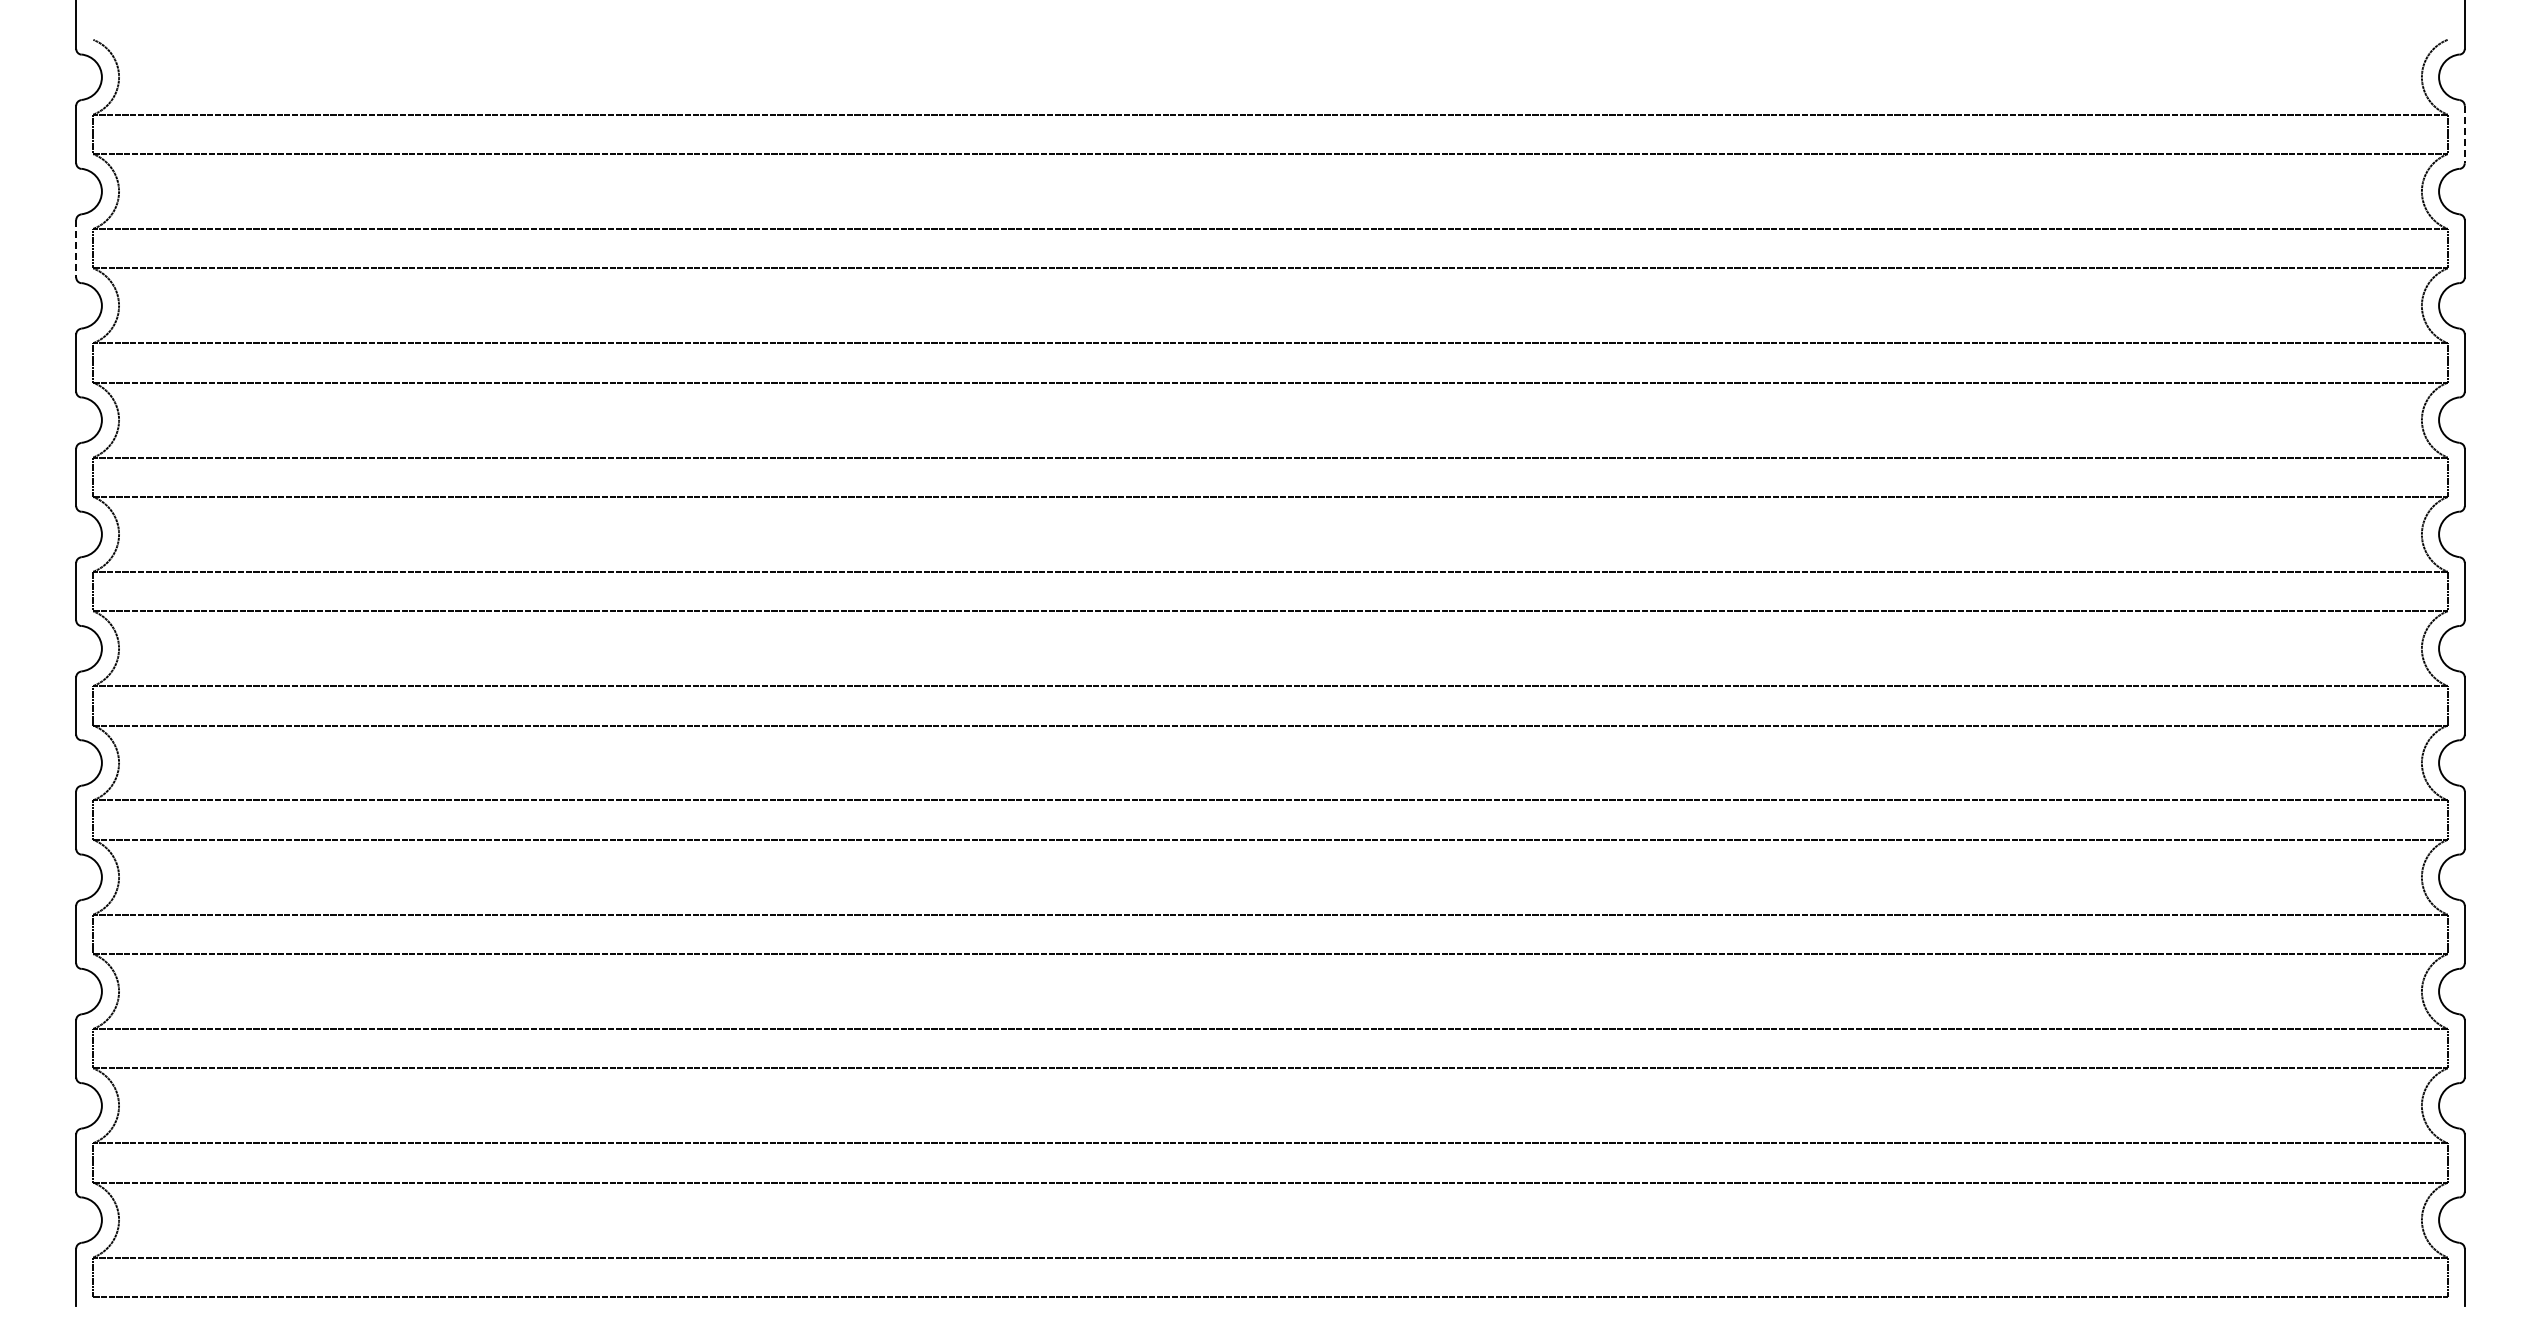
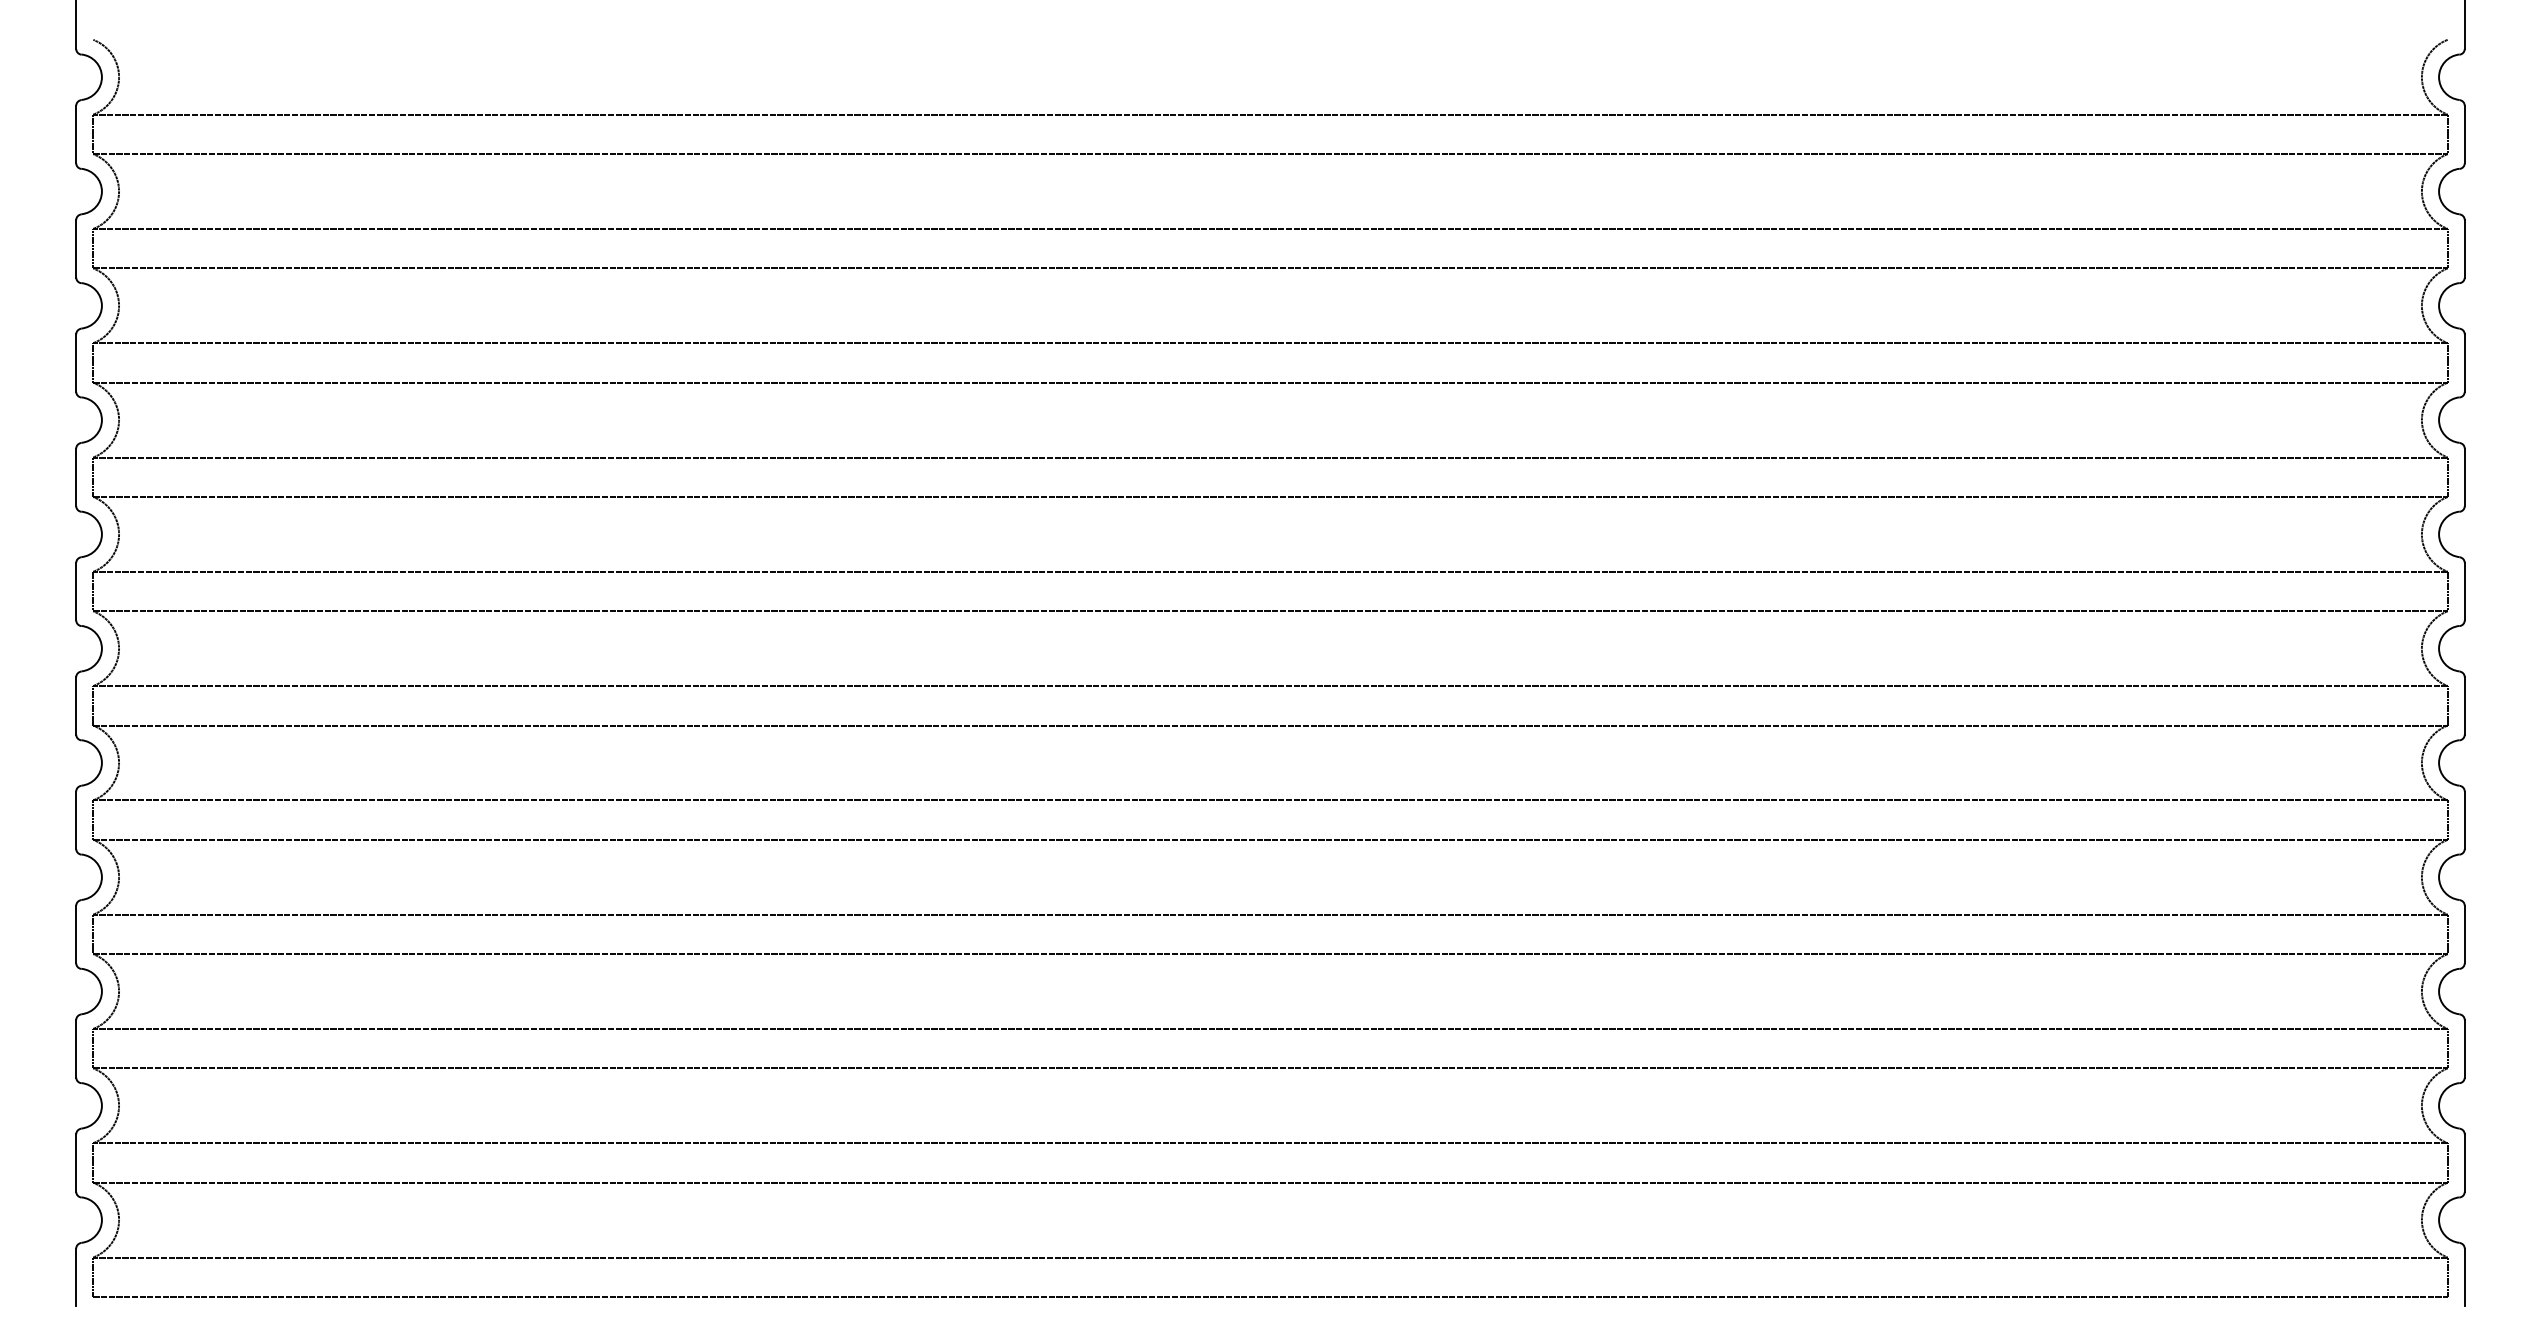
line: dashed -> solid (2464, 134)
line: dashed -> solid (76, 248)
